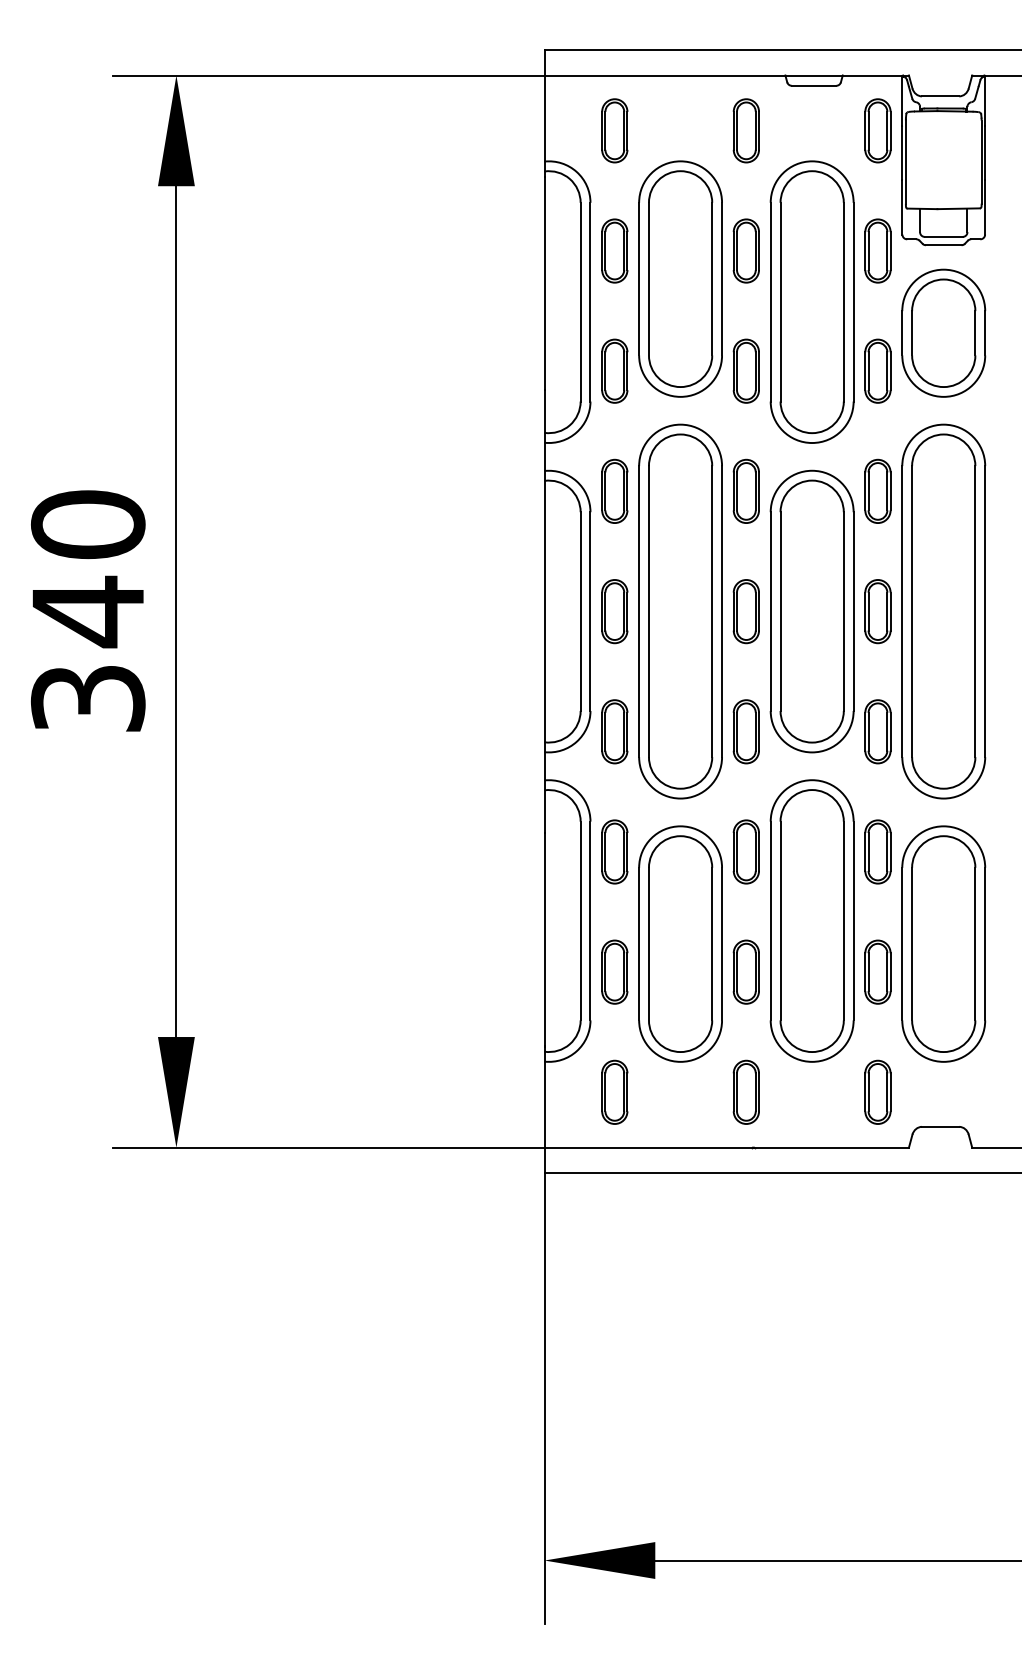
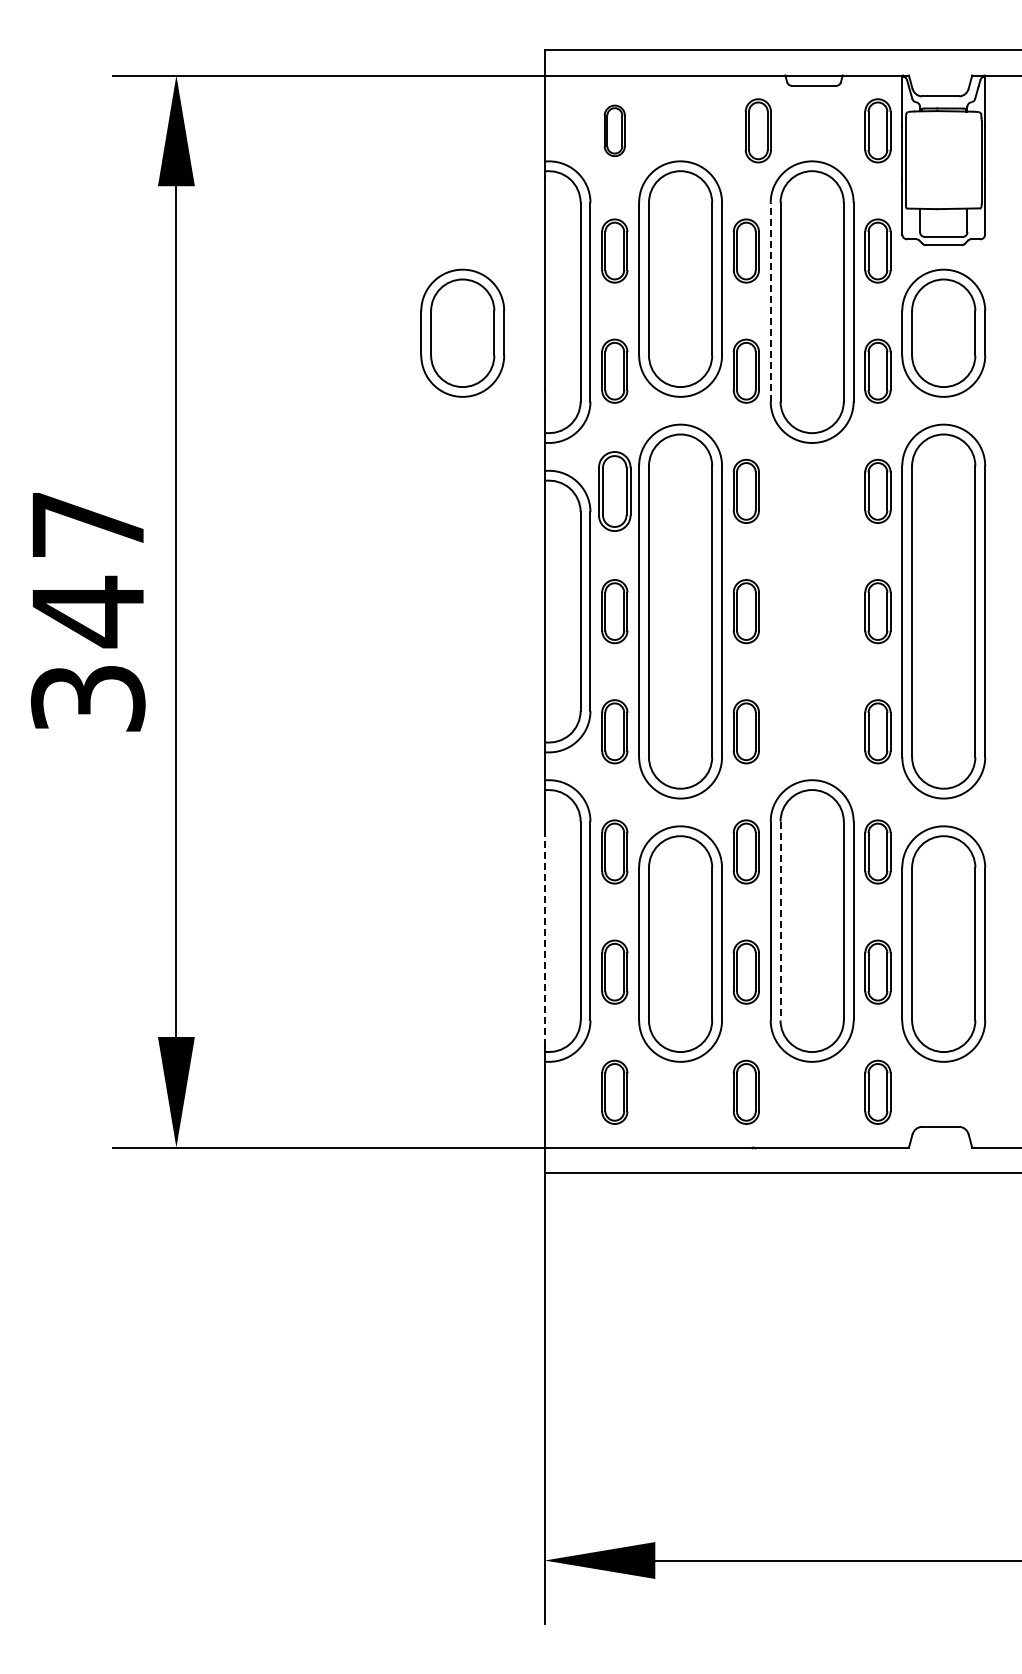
part size: 28x66 px -> 23x53 px (614, 130)
part position: (745, 130) -> (757, 130) (757, 130)
line: solid -> dashed (770, 301)
part: none -> present (462, 332)
part size: 28x66 px -> 34x81 px (614, 491)
text: 340 -> 347 (87, 524)
part: present -> none (811, 611)
line: solid -> dashed (780, 921)
line: solid -> dashed (544, 939)
